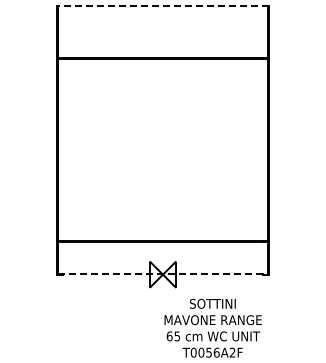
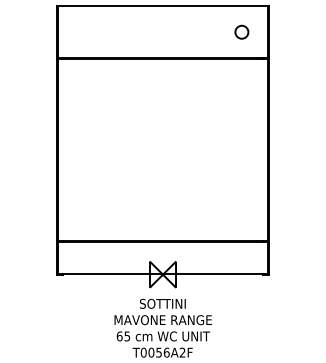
line: dashed -> solid (162, 6)
circle: none -> present (241, 31)
line: dashed -> solid (163, 274)
text position: (212, 327) -> (162, 327) (162, 327)
